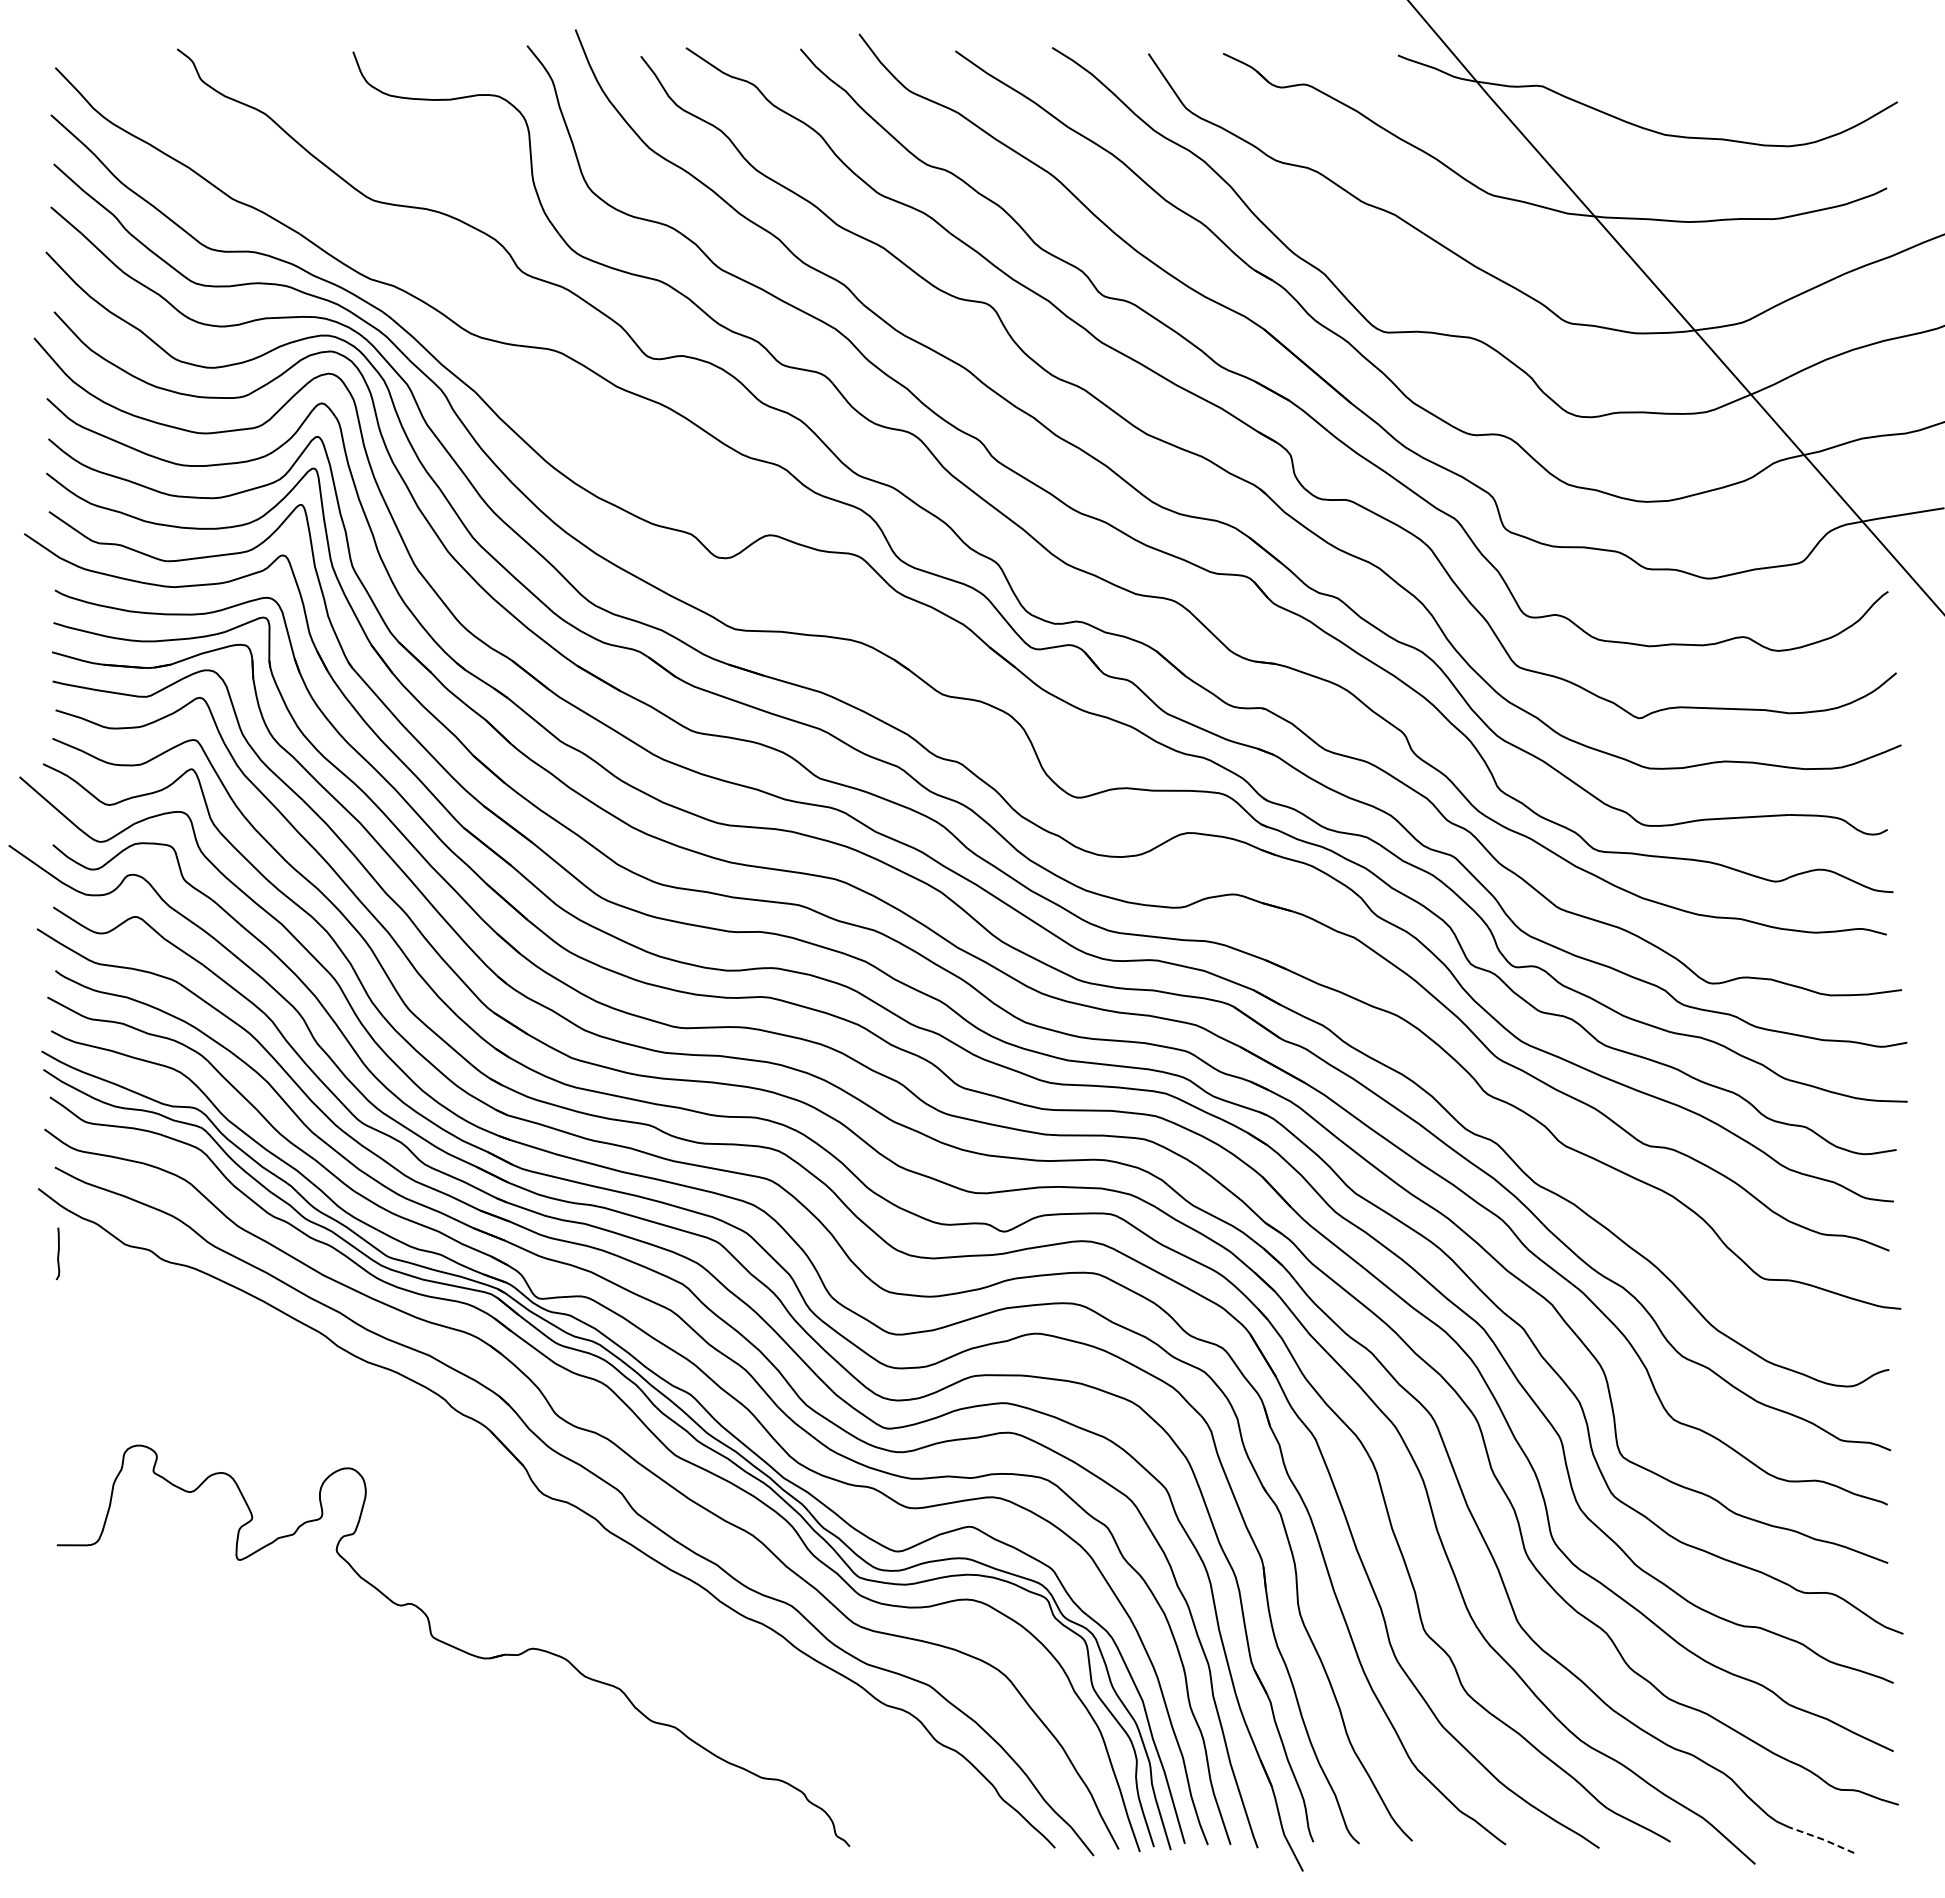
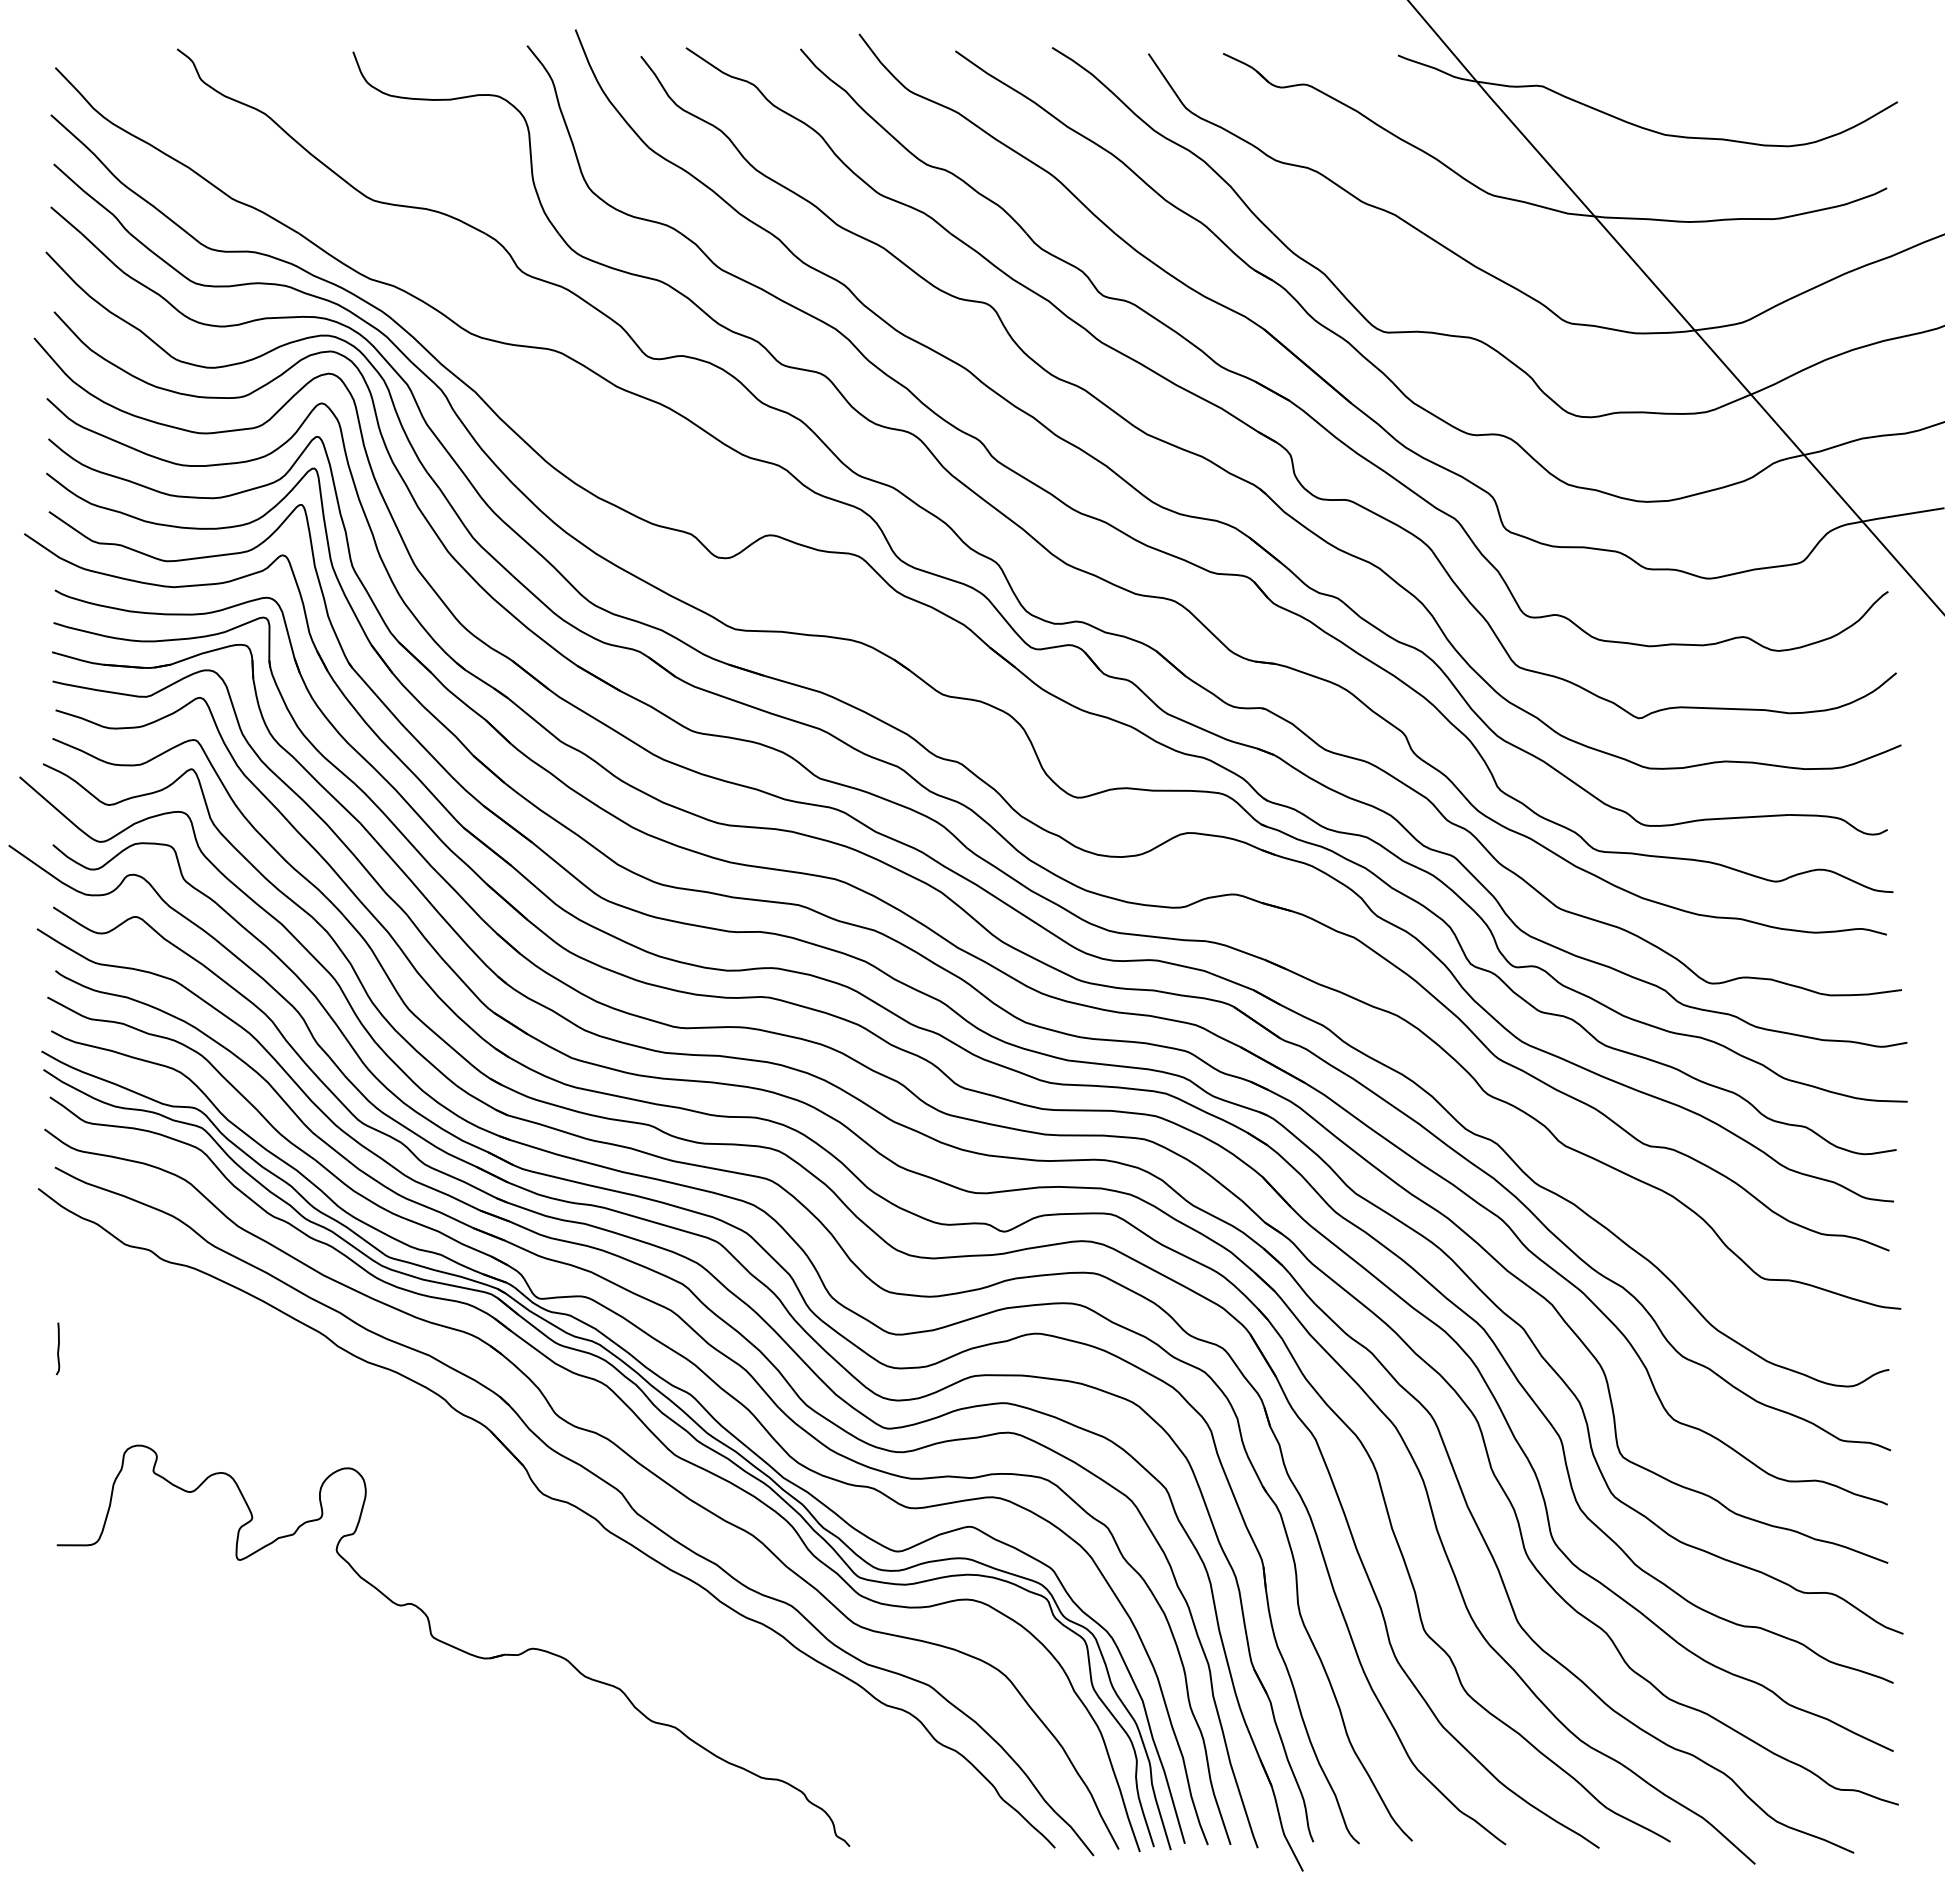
curve position: (57, 1253) -> (57, 1348) (57, 1348)
line: dashed -> solid (1822, 1839)
